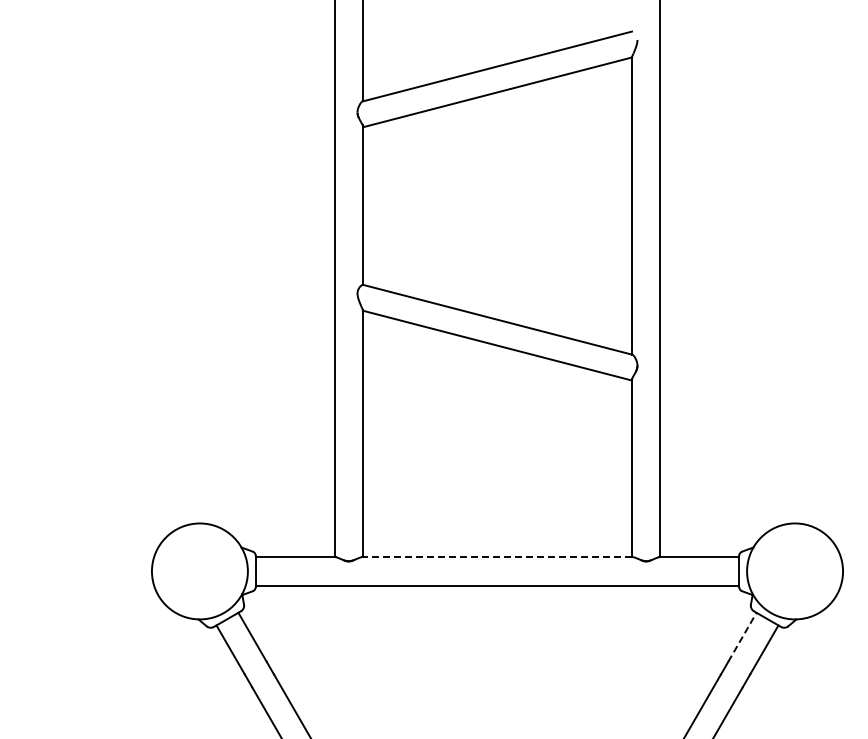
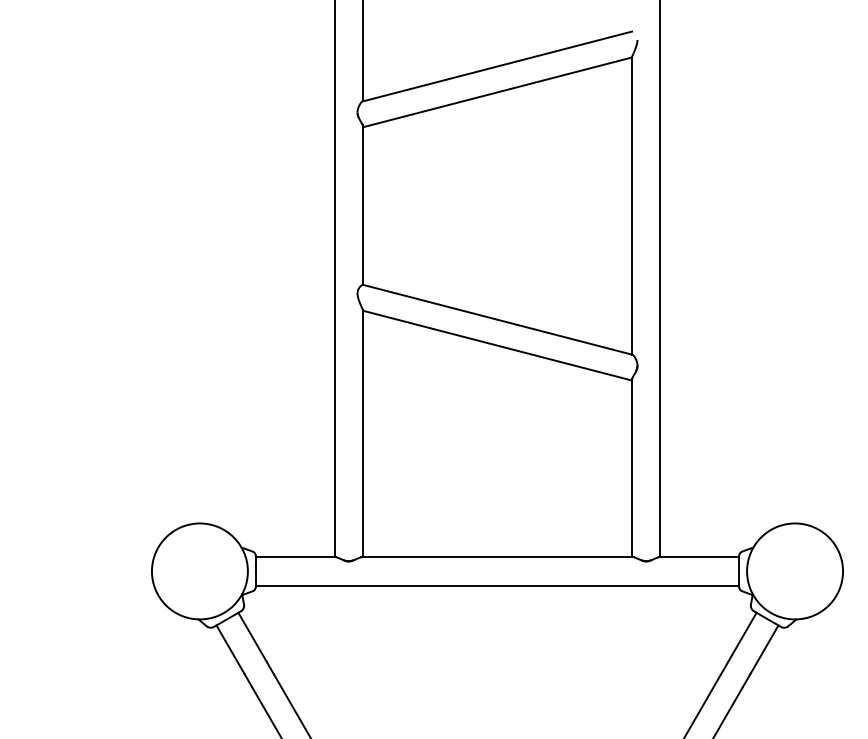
line: dashed -> solid (497, 557)
line: dashed -> solid (742, 636)
